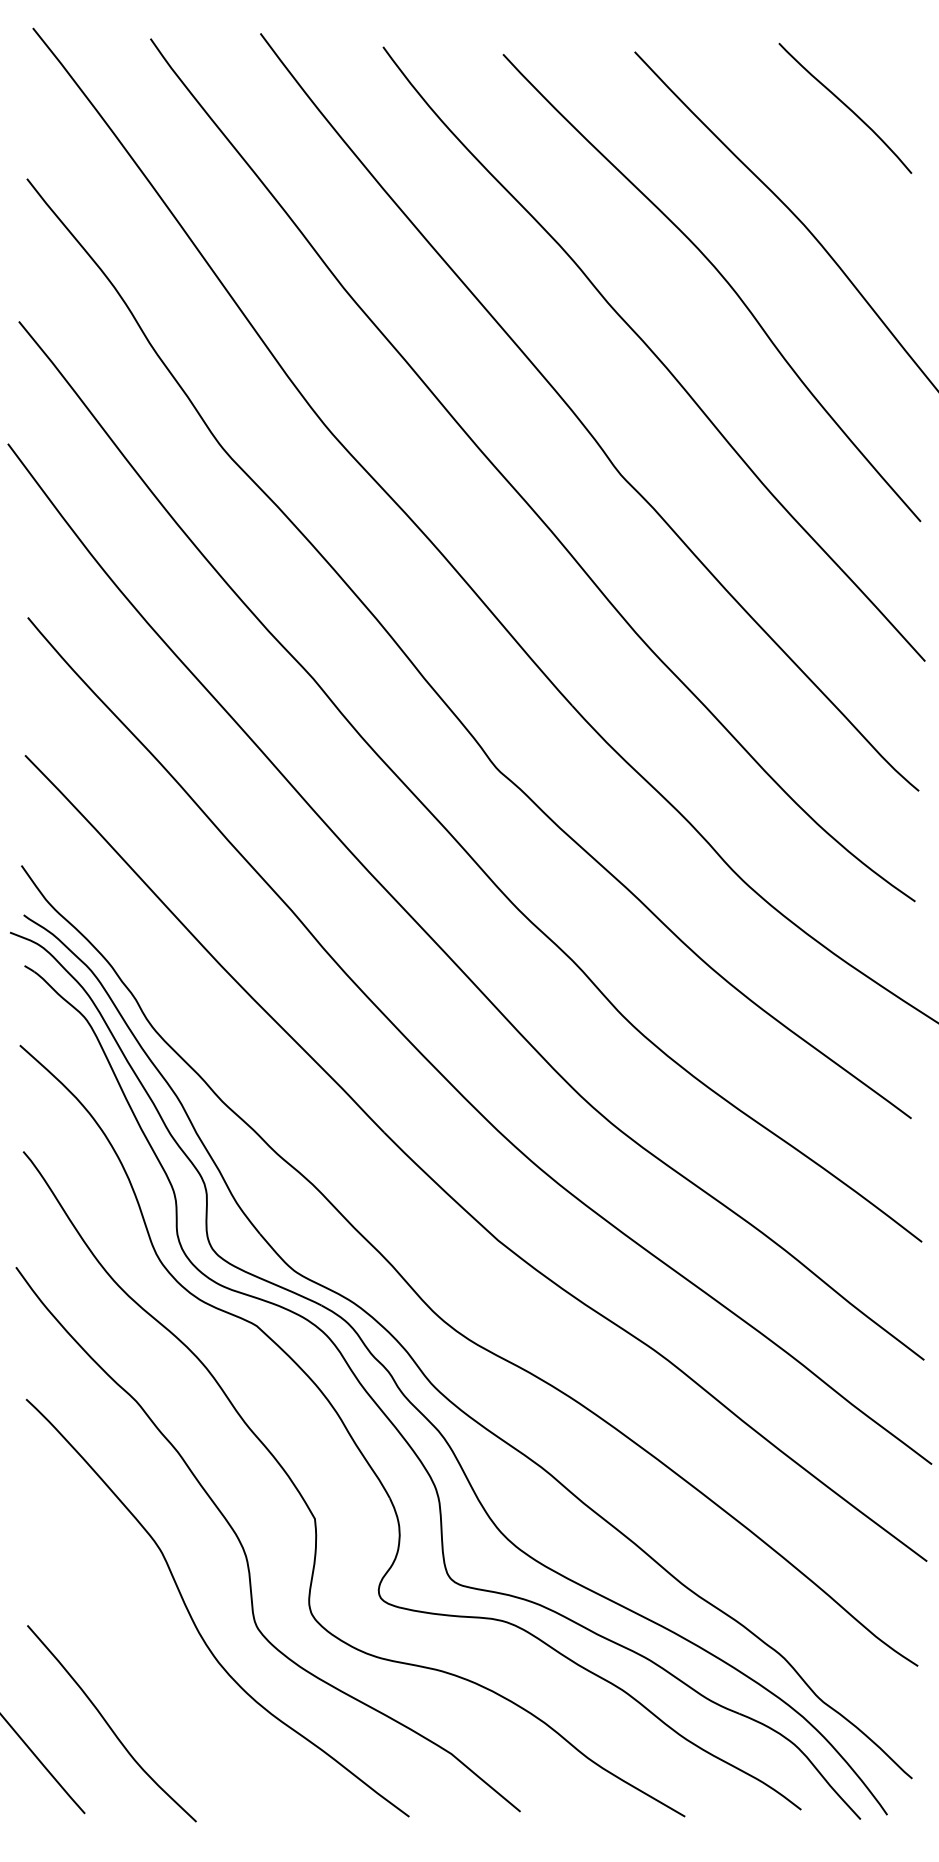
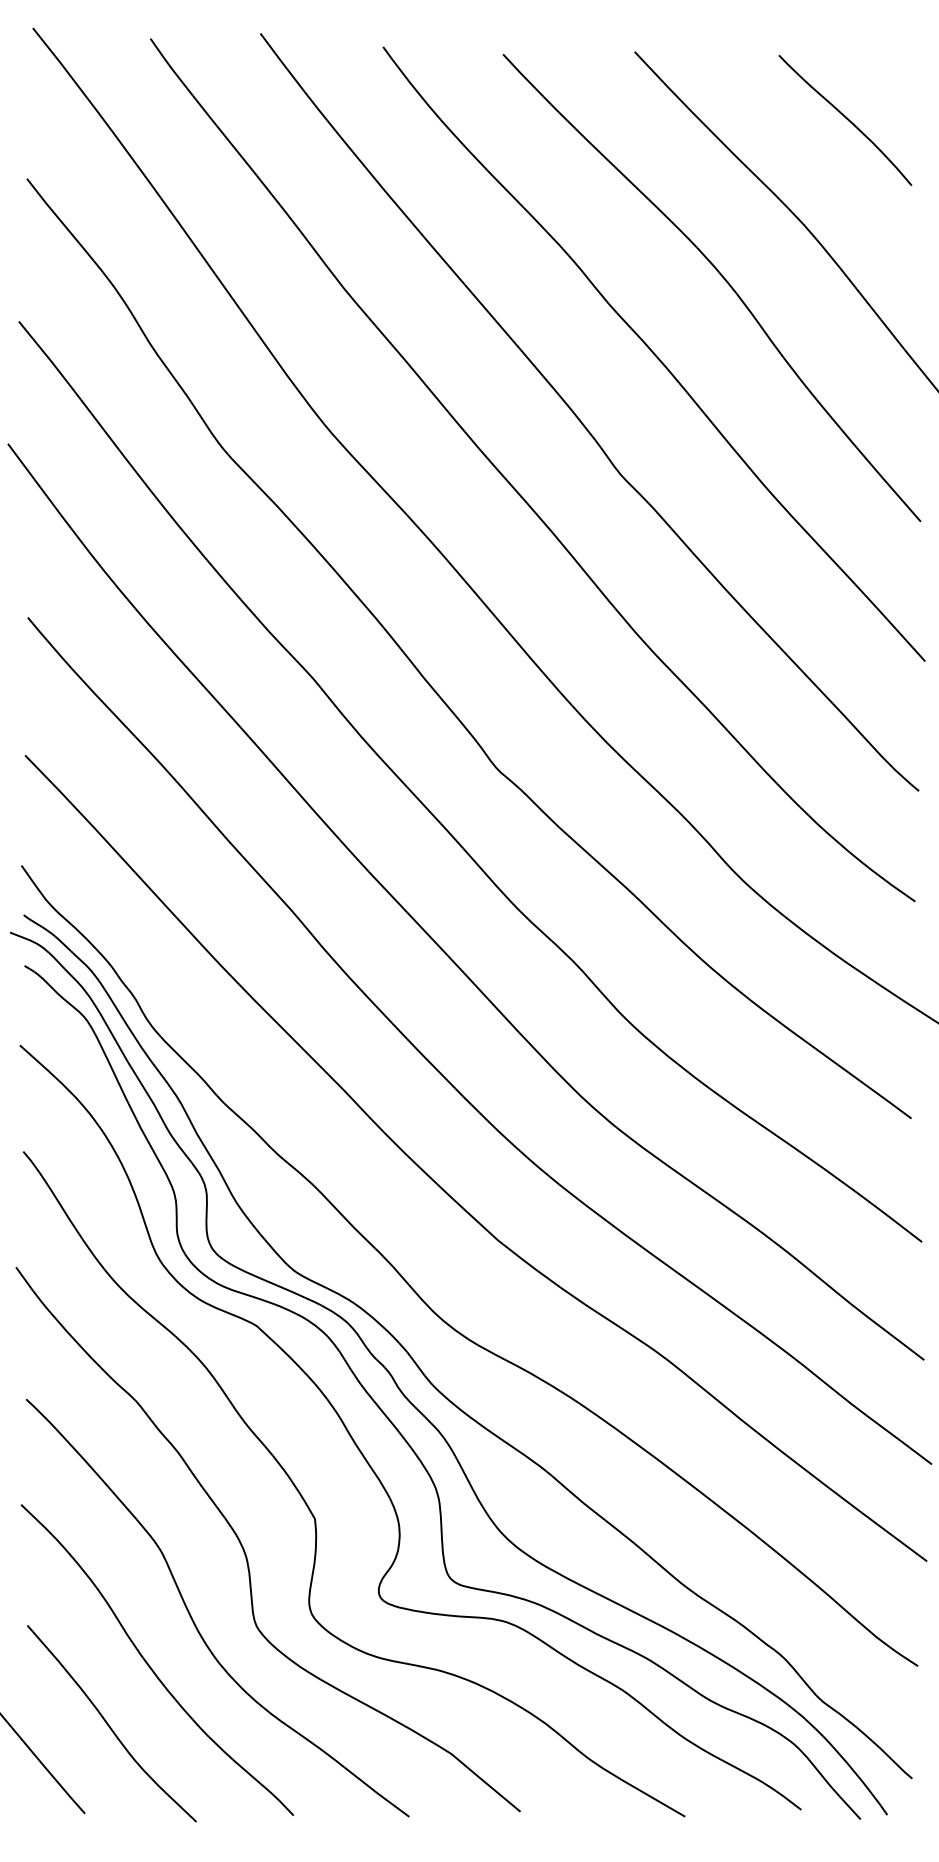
curve position: (845, 106) -> (845, 118) (845, 118)
curve: none -> present (149, 1664)
